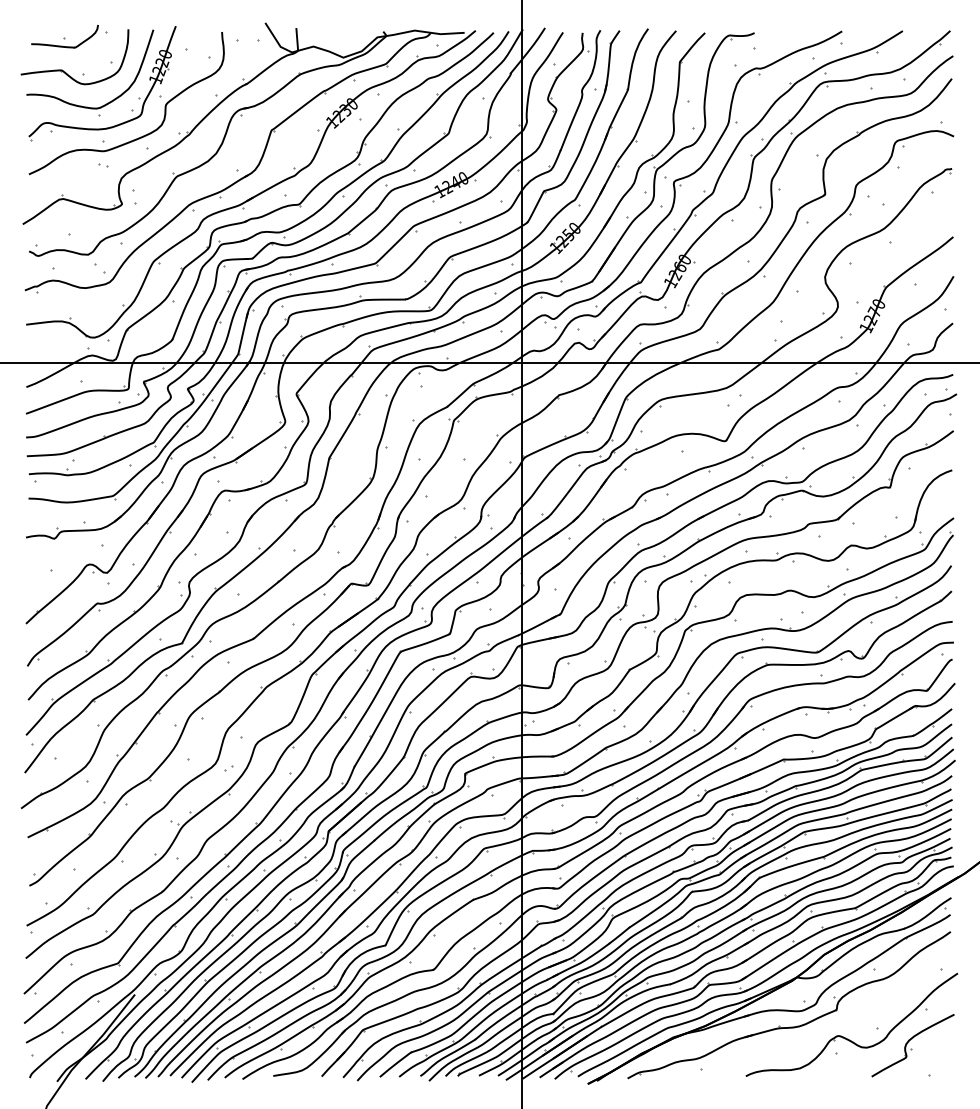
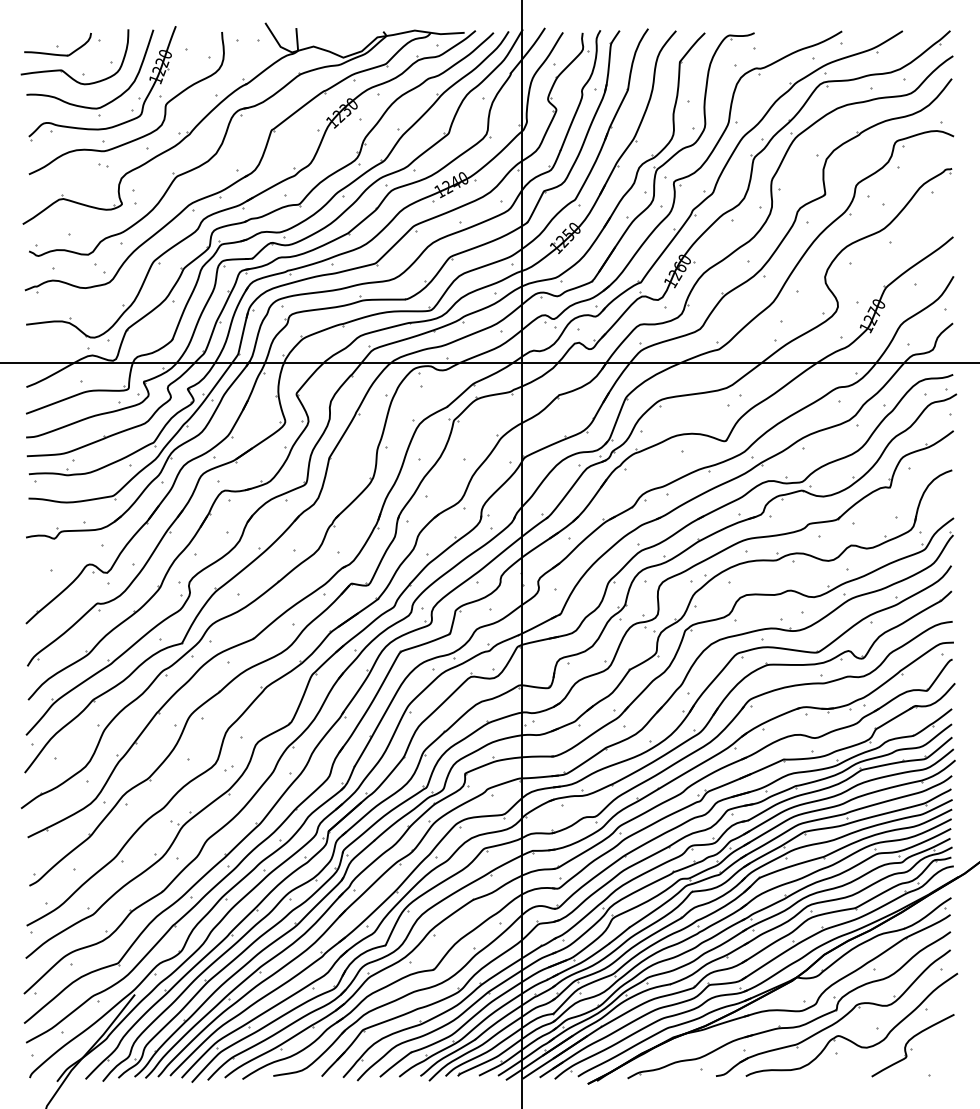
part position: (69, 36) -> (62, 44) (62, 44)
part: none -> present (838, 1019)
